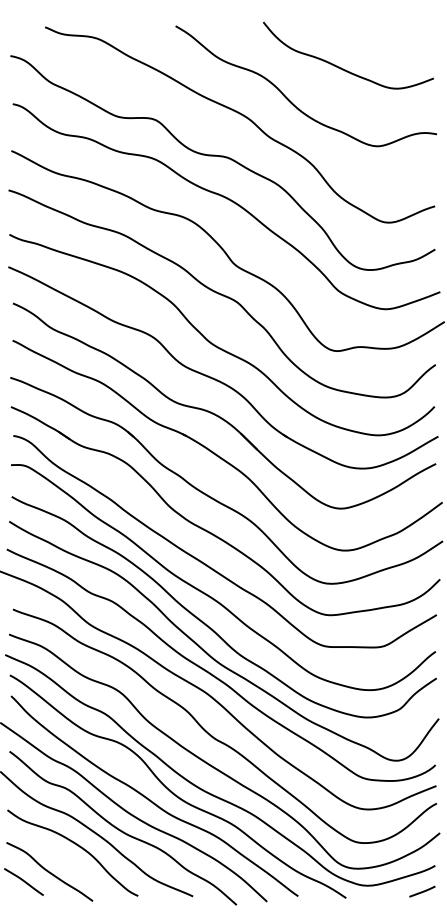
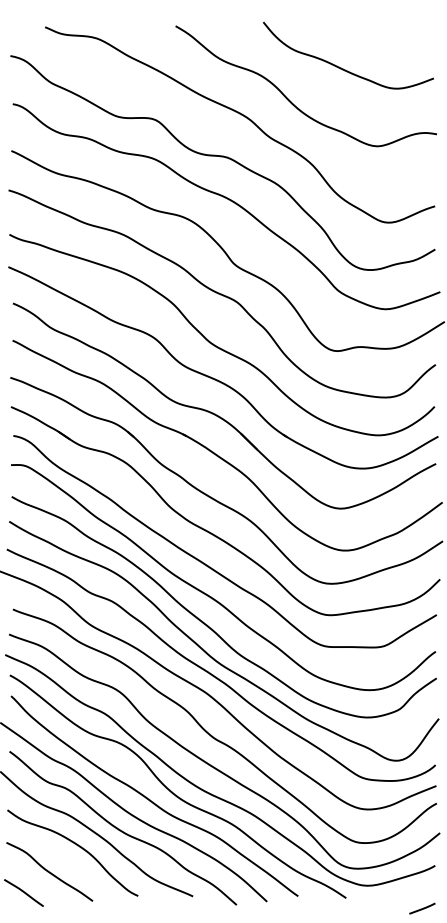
line position: (23, 881) -> (23, 892) (23, 892)
line position: (422, 891) -> (422, 908) (422, 908)
